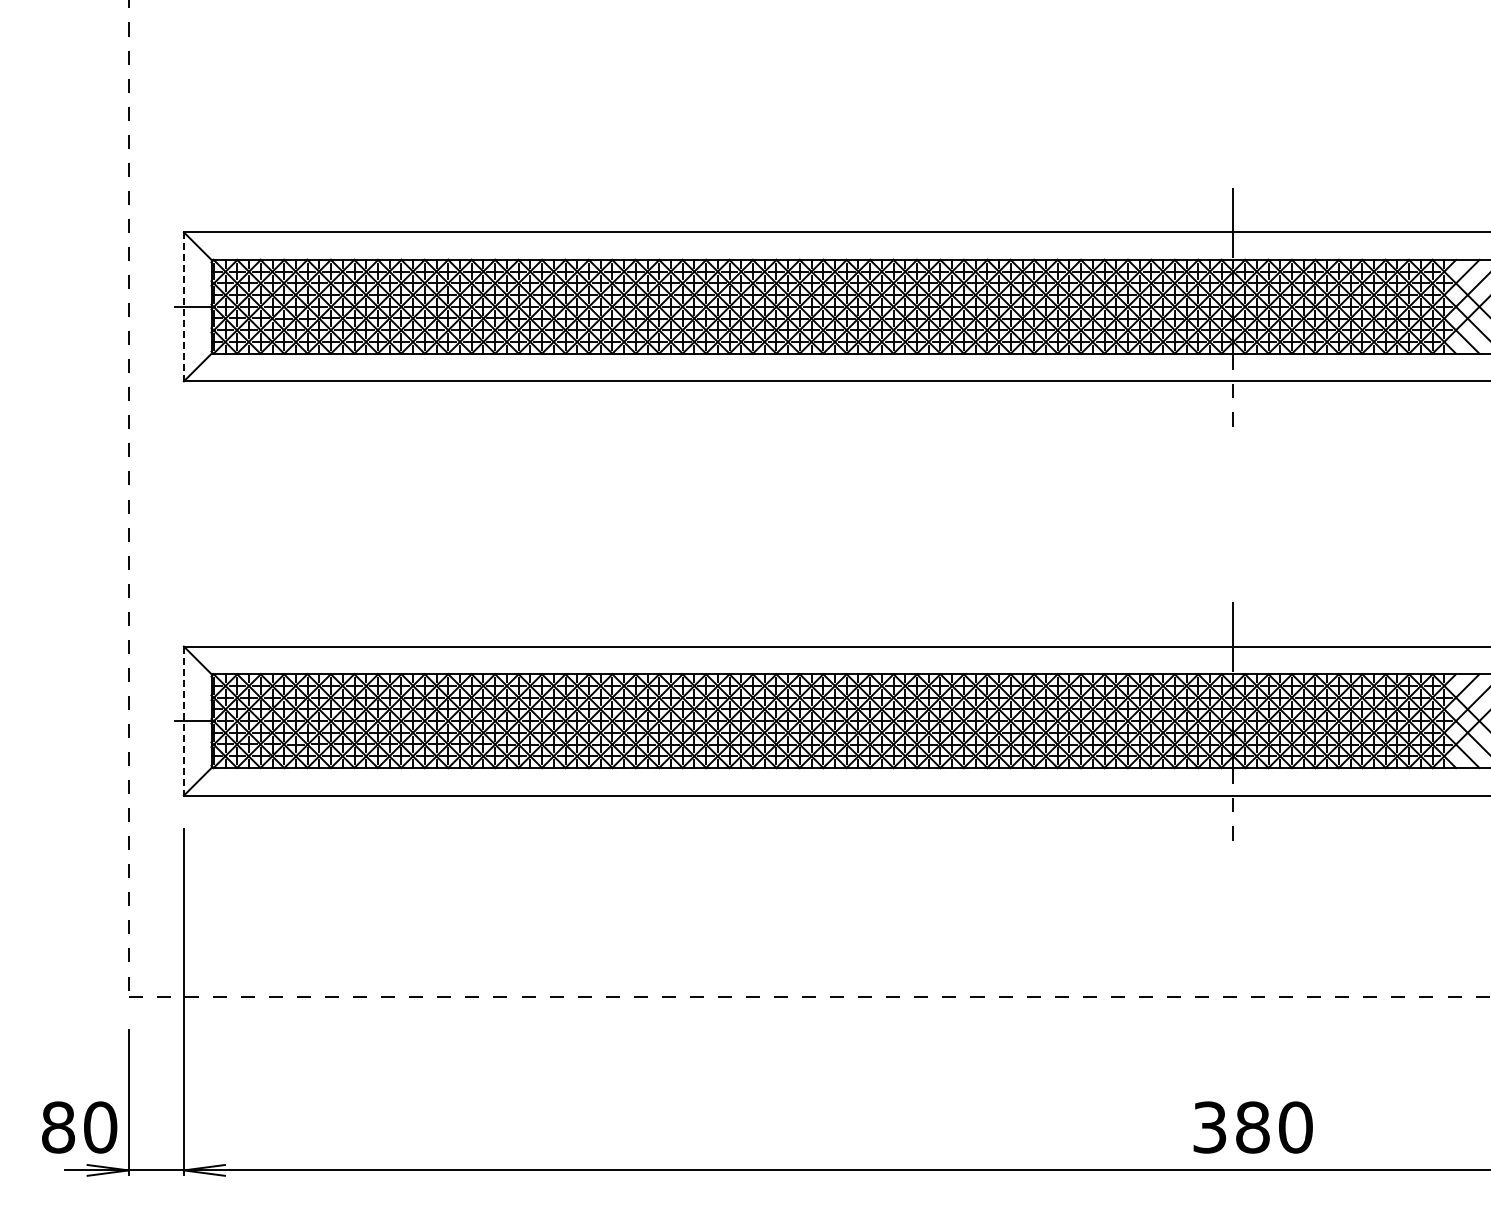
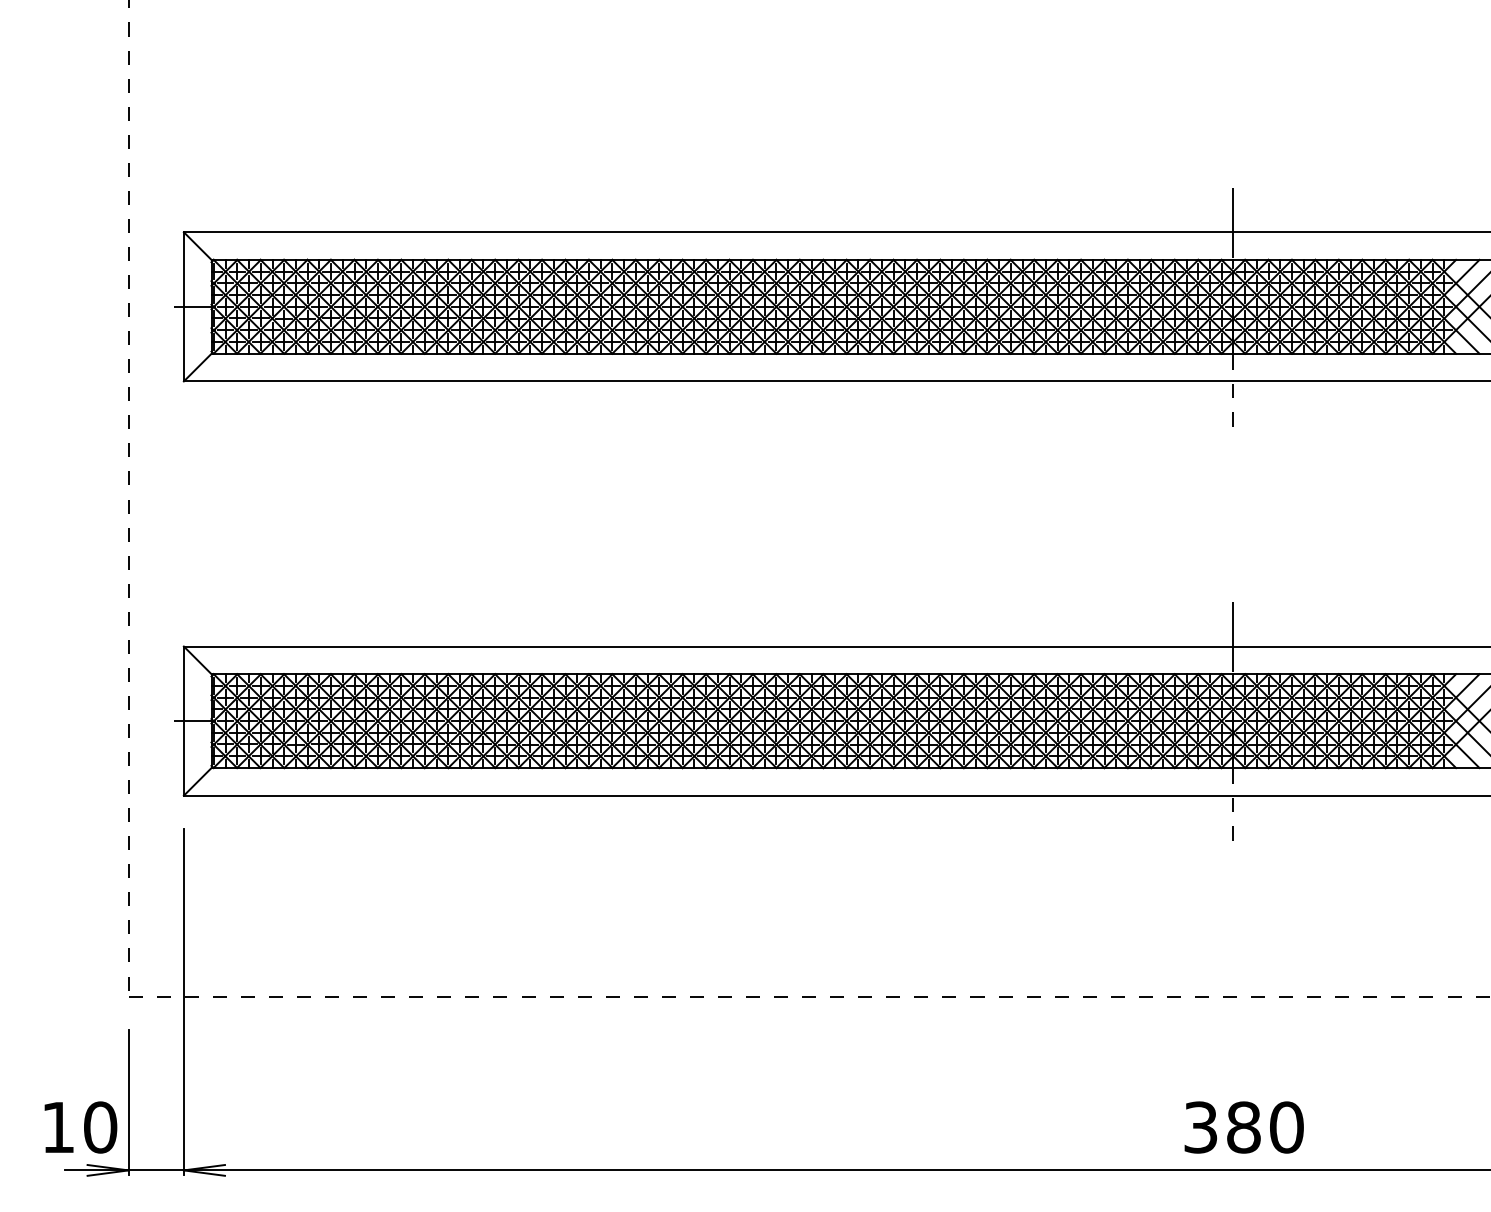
line: dashed -> solid (183, 306)
line: dashed -> solid (183, 721)
text: 80 -> 10 (58, 1127)
text position: (1252, 1127) -> (1243, 1127) (1243, 1127)
